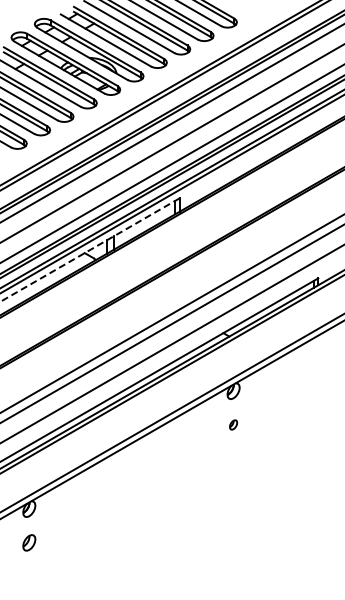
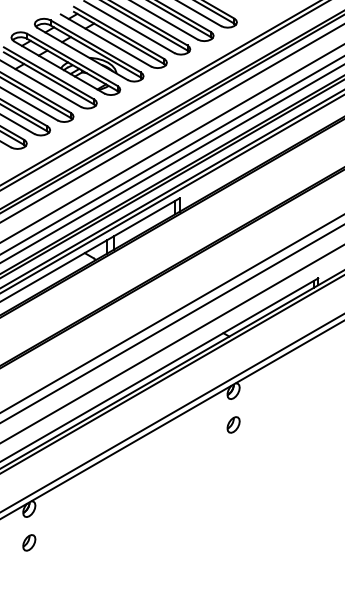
line: none -> present (171, 155)
line: dashed -> solid (90, 249)
part size: 10x12 px -> 15x18 px (233, 424)
